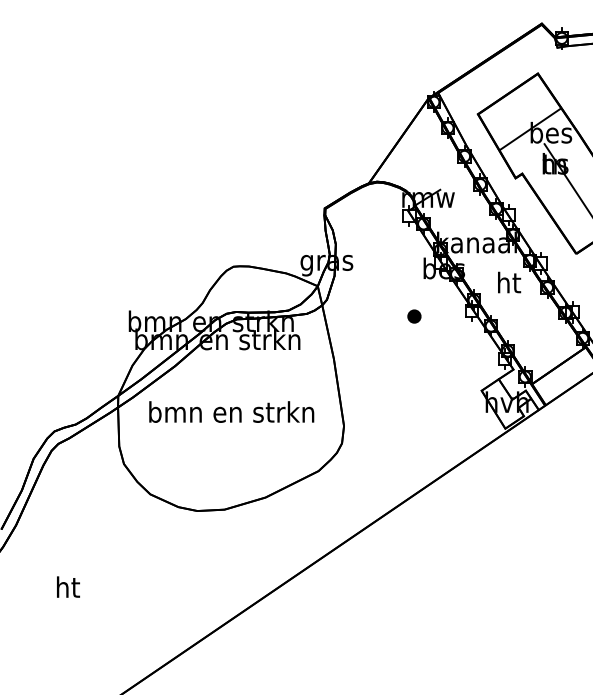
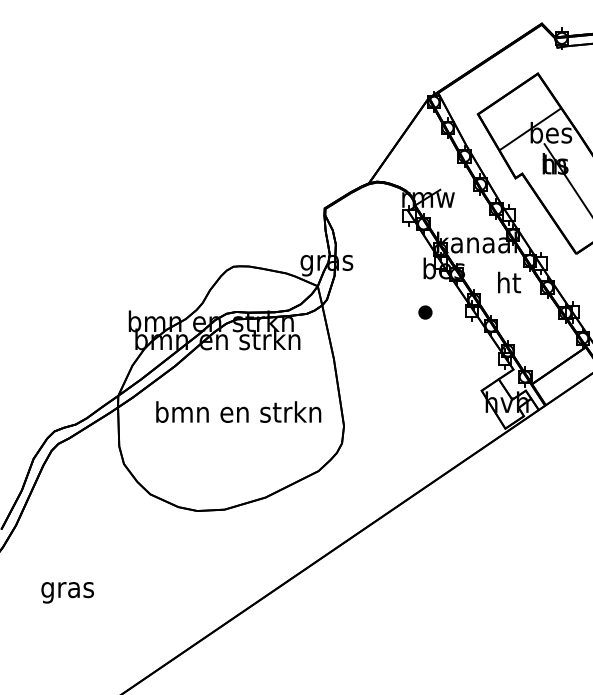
part position: (414, 316) -> (425, 312) (425, 312)
text position: (231, 411) -> (238, 411) (238, 411)
text: ht -> gras (67, 589)
